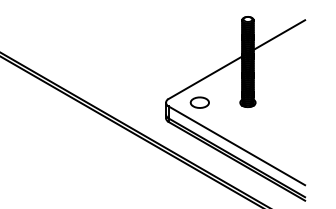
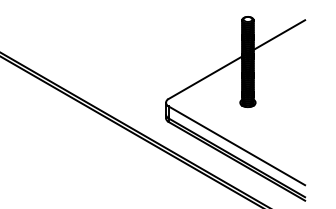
part: present -> none (199, 102)
